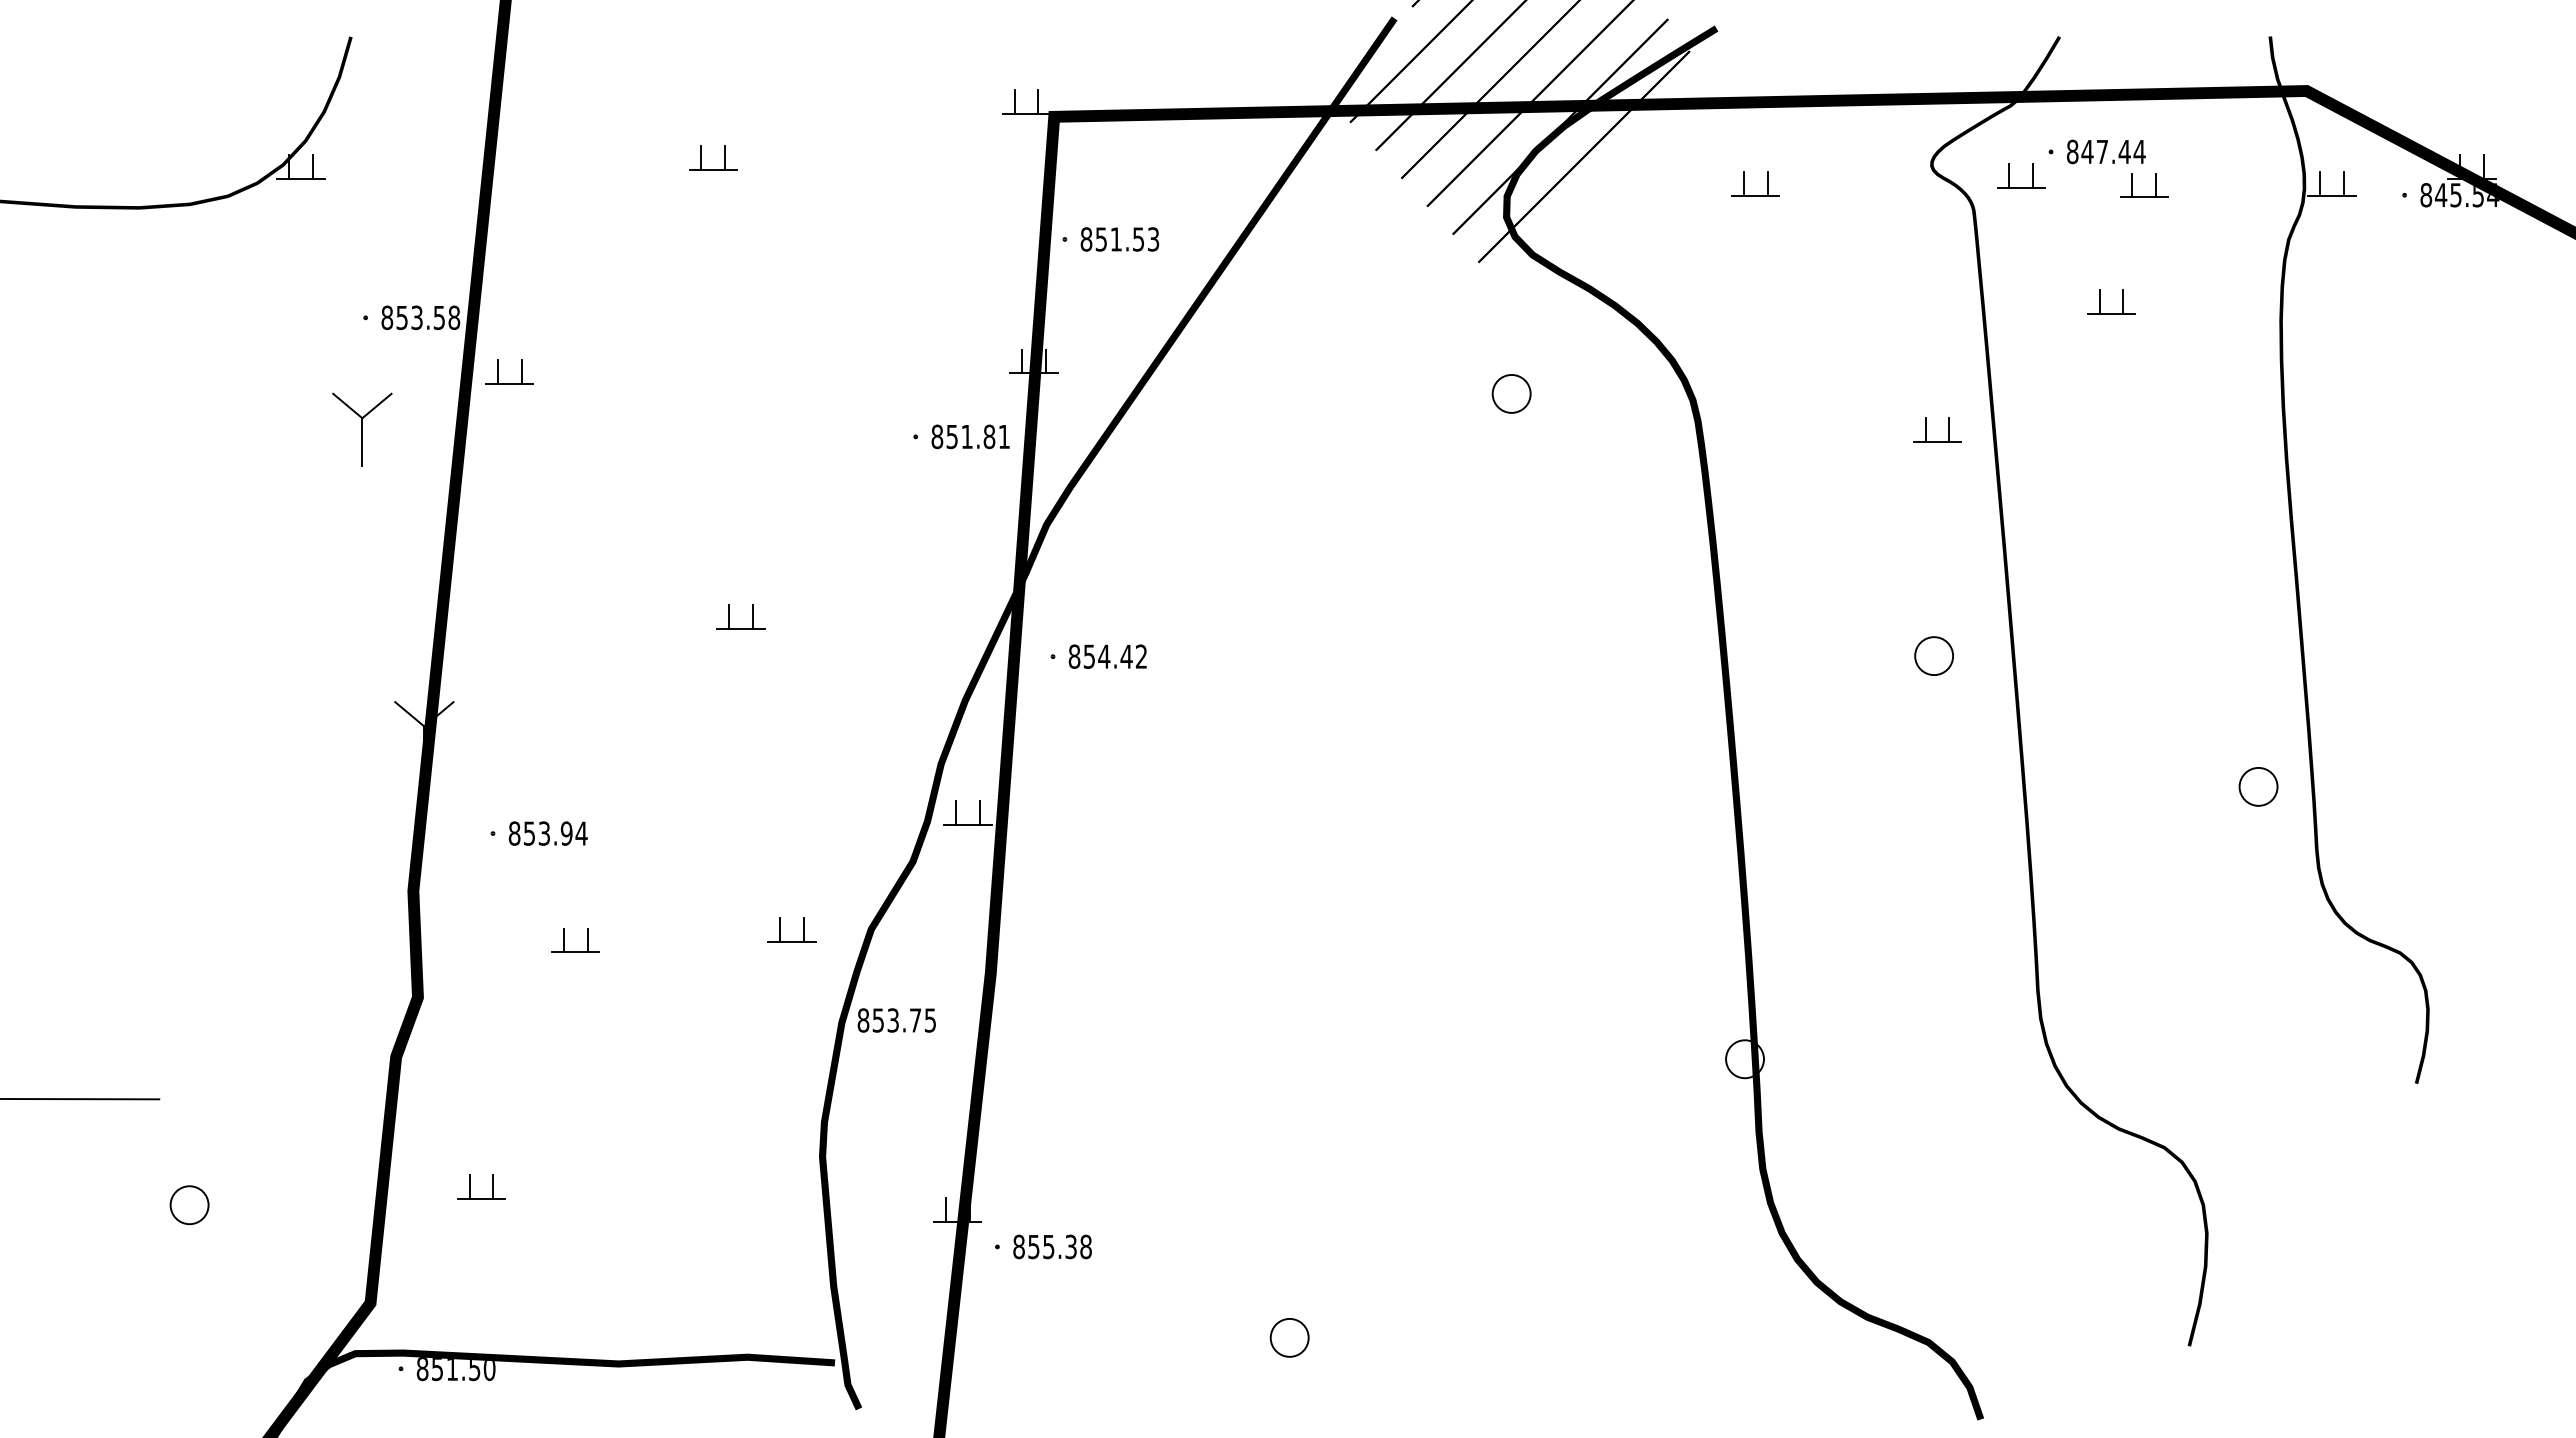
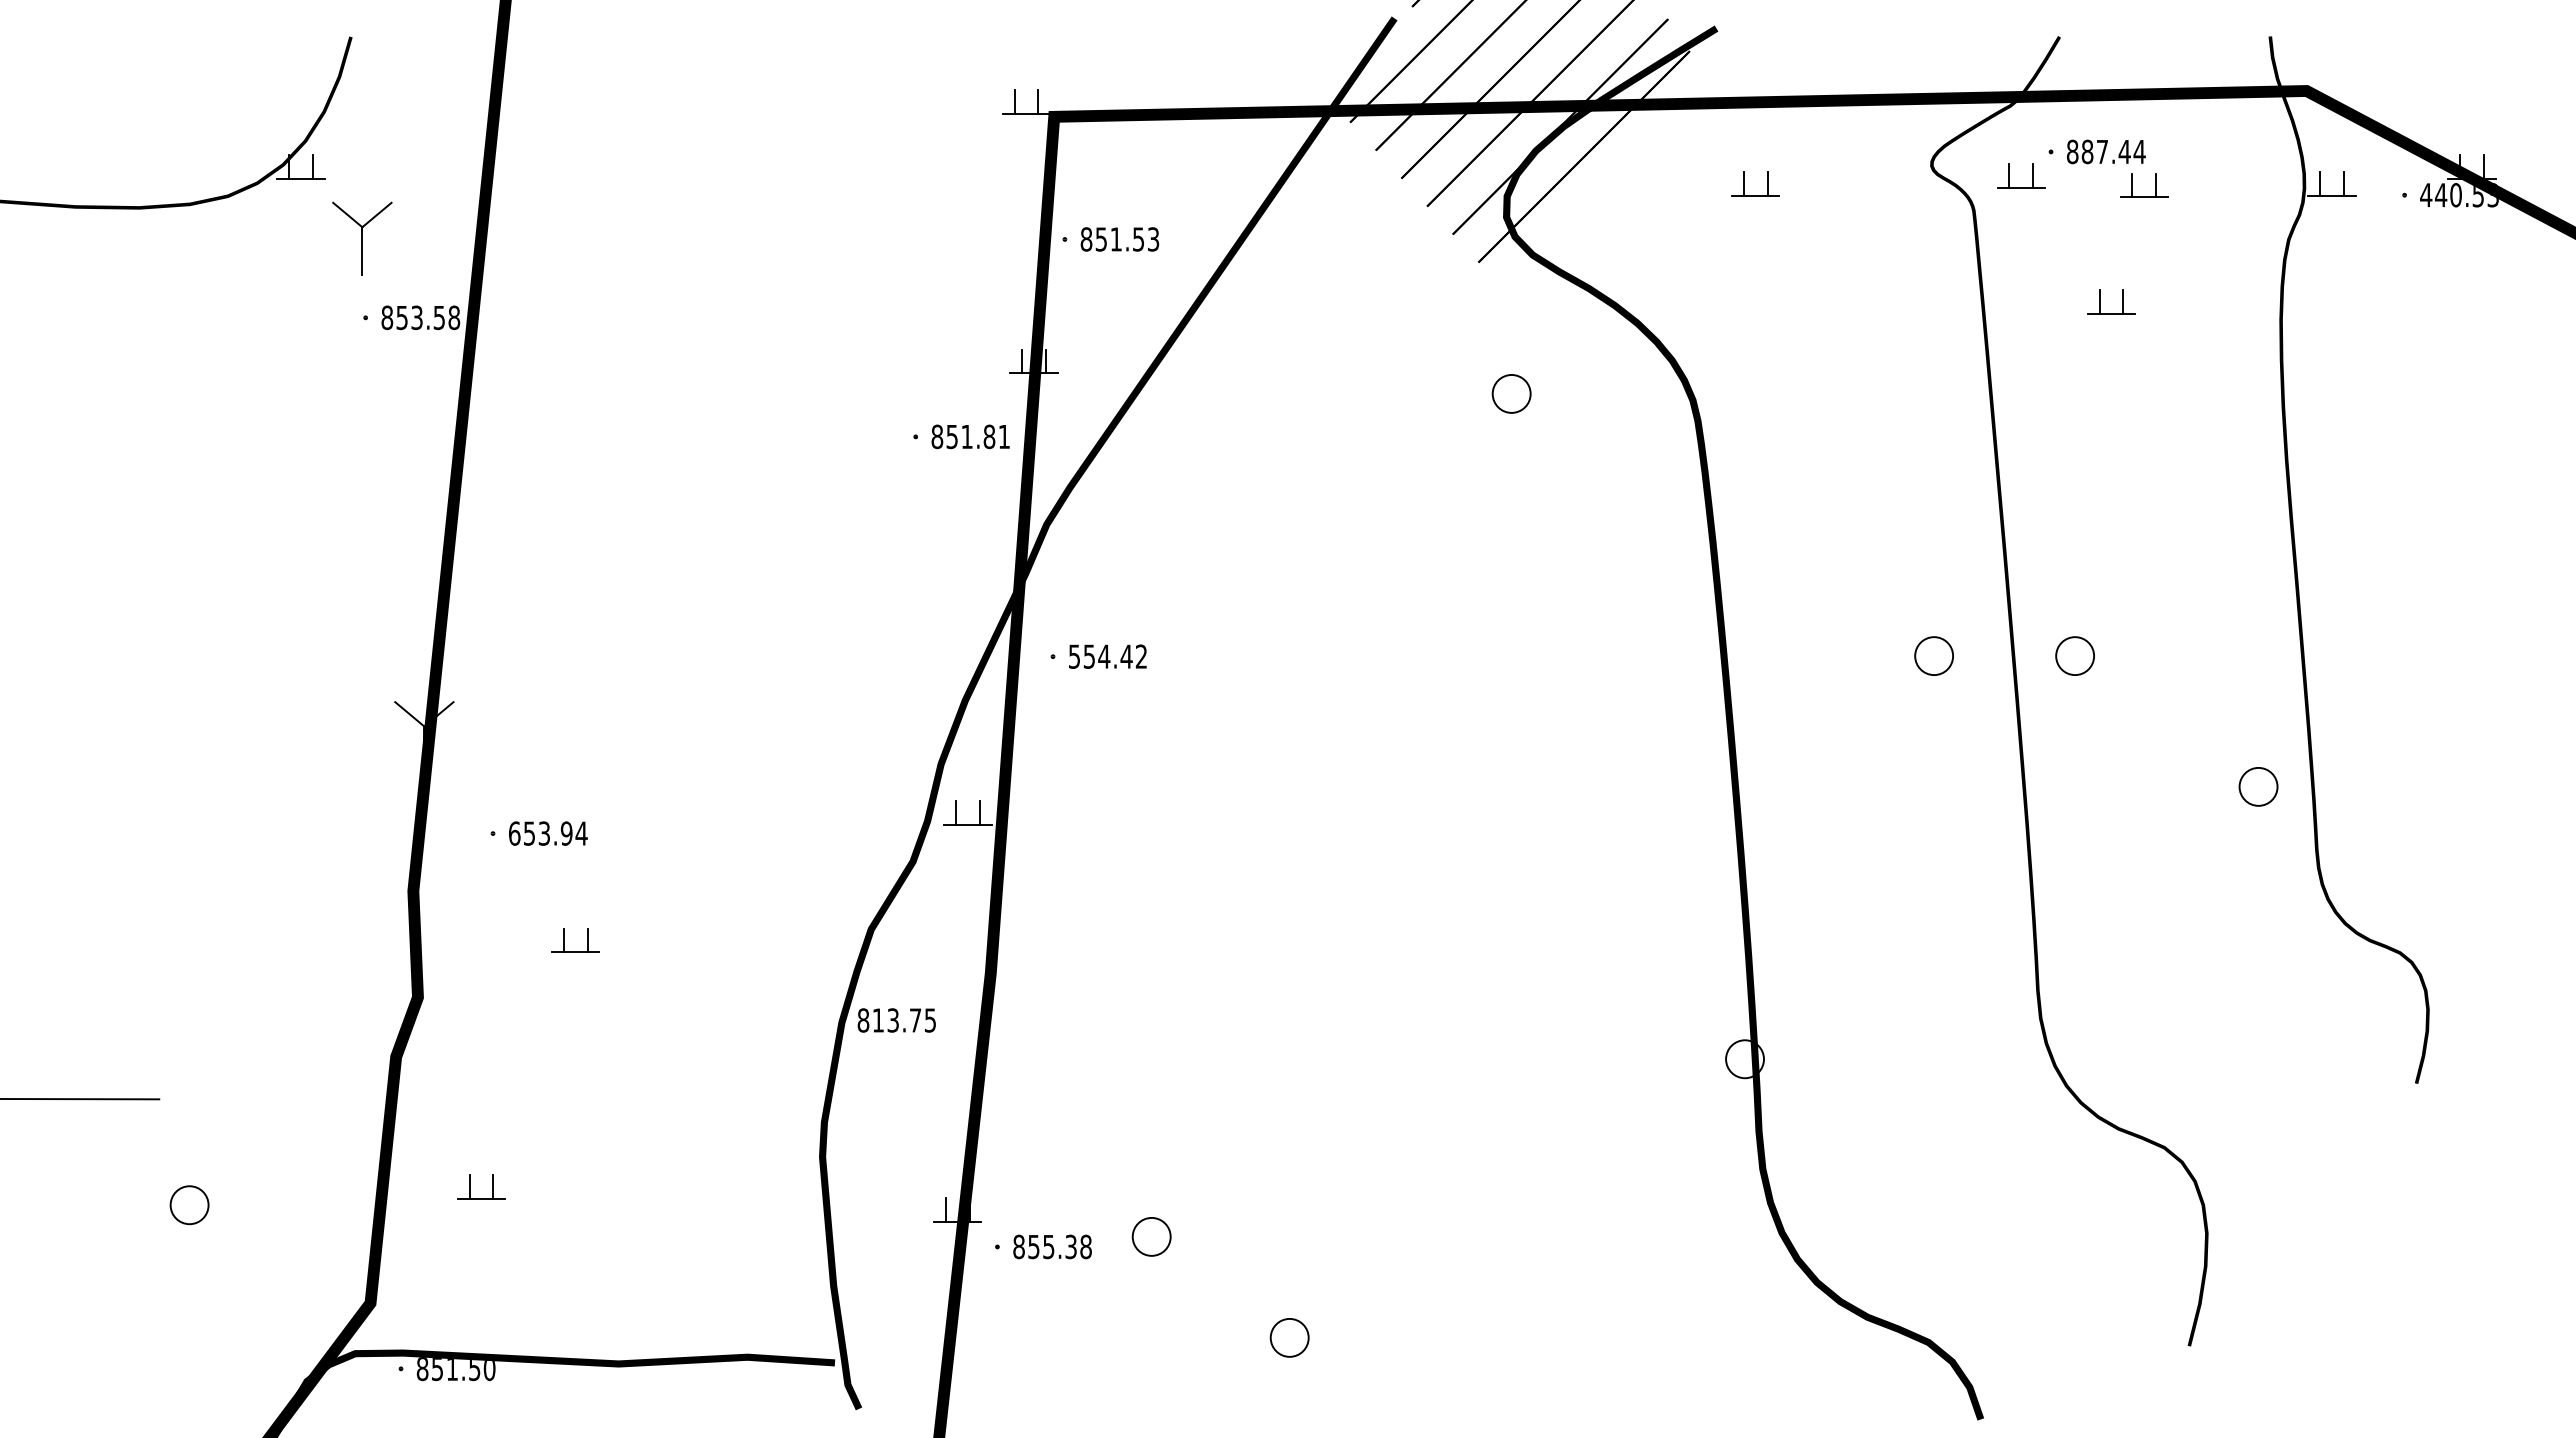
text: 847.44 -> 887.44 (2087, 151)
part: present -> none (724, 157)
text: 845.54 -> 440.53 (2459, 195)
part: present -> none (498, 371)
part position: (362, 429) -> (362, 238) (362, 238)
part: present -> none (1926, 429)
part: present -> none (729, 616)
part: none -> present (2074, 655)
text: 854.42 -> 554.42 (1074, 656)
text: 853.94 -> 653.94 (514, 833)
part: present -> none (780, 929)
text: 853.75 -> 813.75 (877, 1020)
part: none -> present (1151, 1236)
